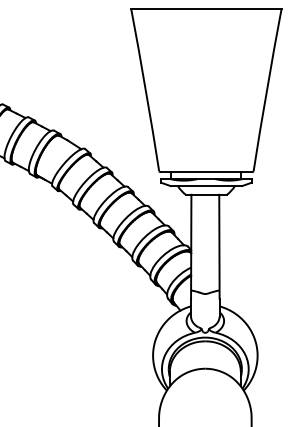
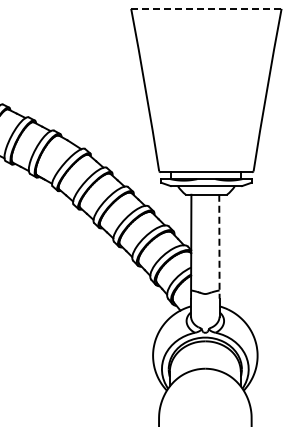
line: solid -> dashed (206, 8)
line: solid -> dashed (219, 246)
